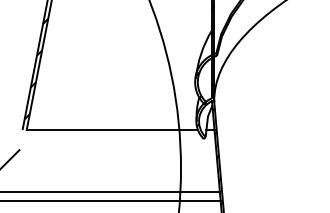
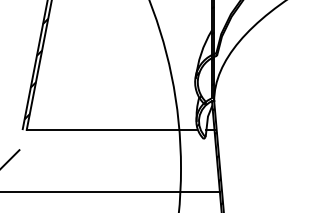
line: present -> none (111, 201)
